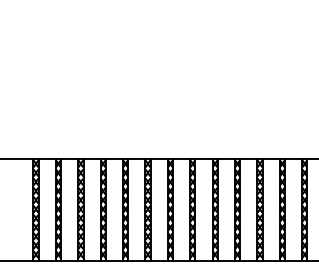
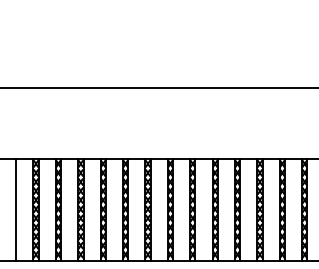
line: none -> present (158, 87)
line: none -> present (16, 209)
